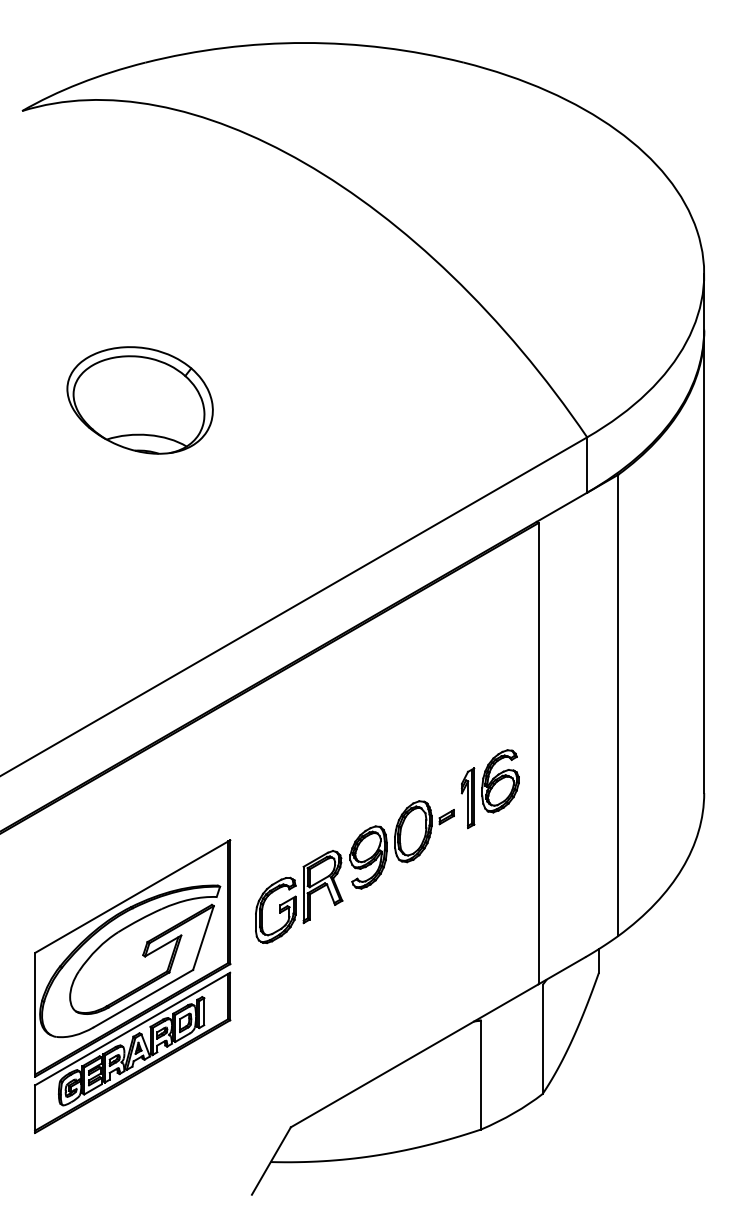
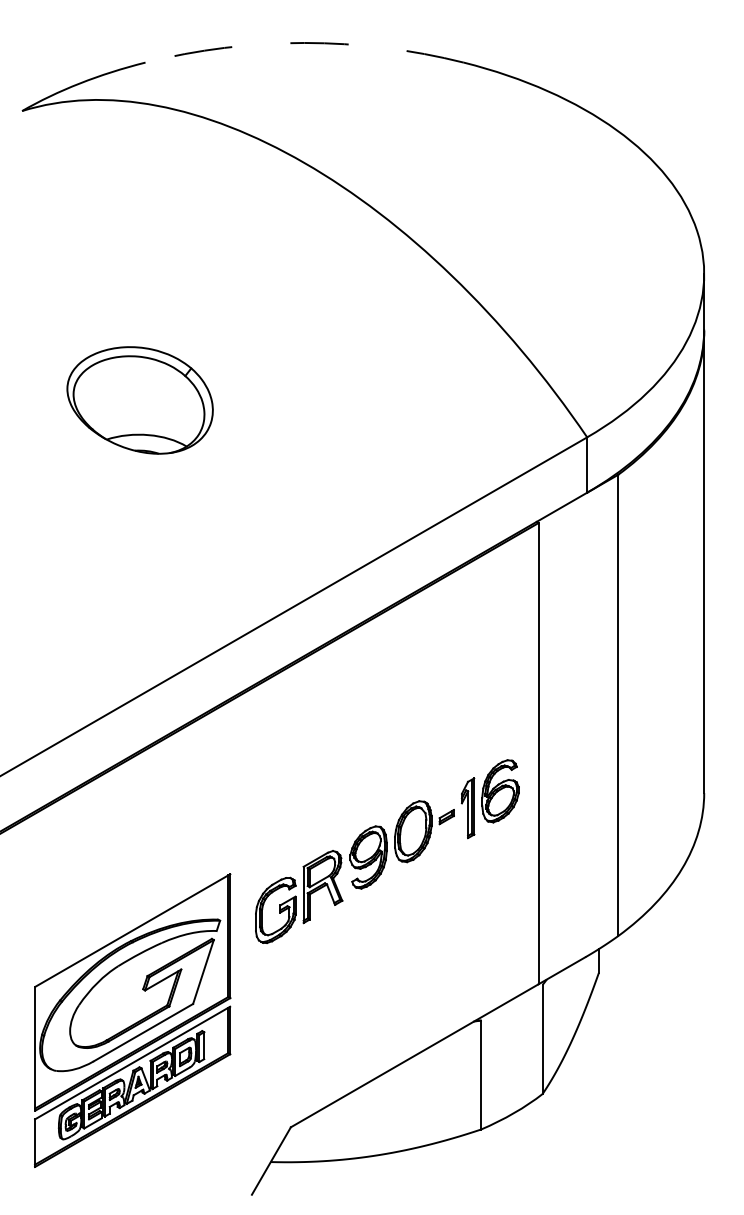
arc: solid -> dashed (304, 42)
part position: (489, 789) -> (489, 799) (489, 799)
part position: (132, 986) -> (132, 1020) (132, 1020)
